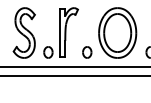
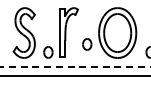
part position: (87, 52) -> (87, 44) (87, 44)
line: solid -> dashed (75, 66)
